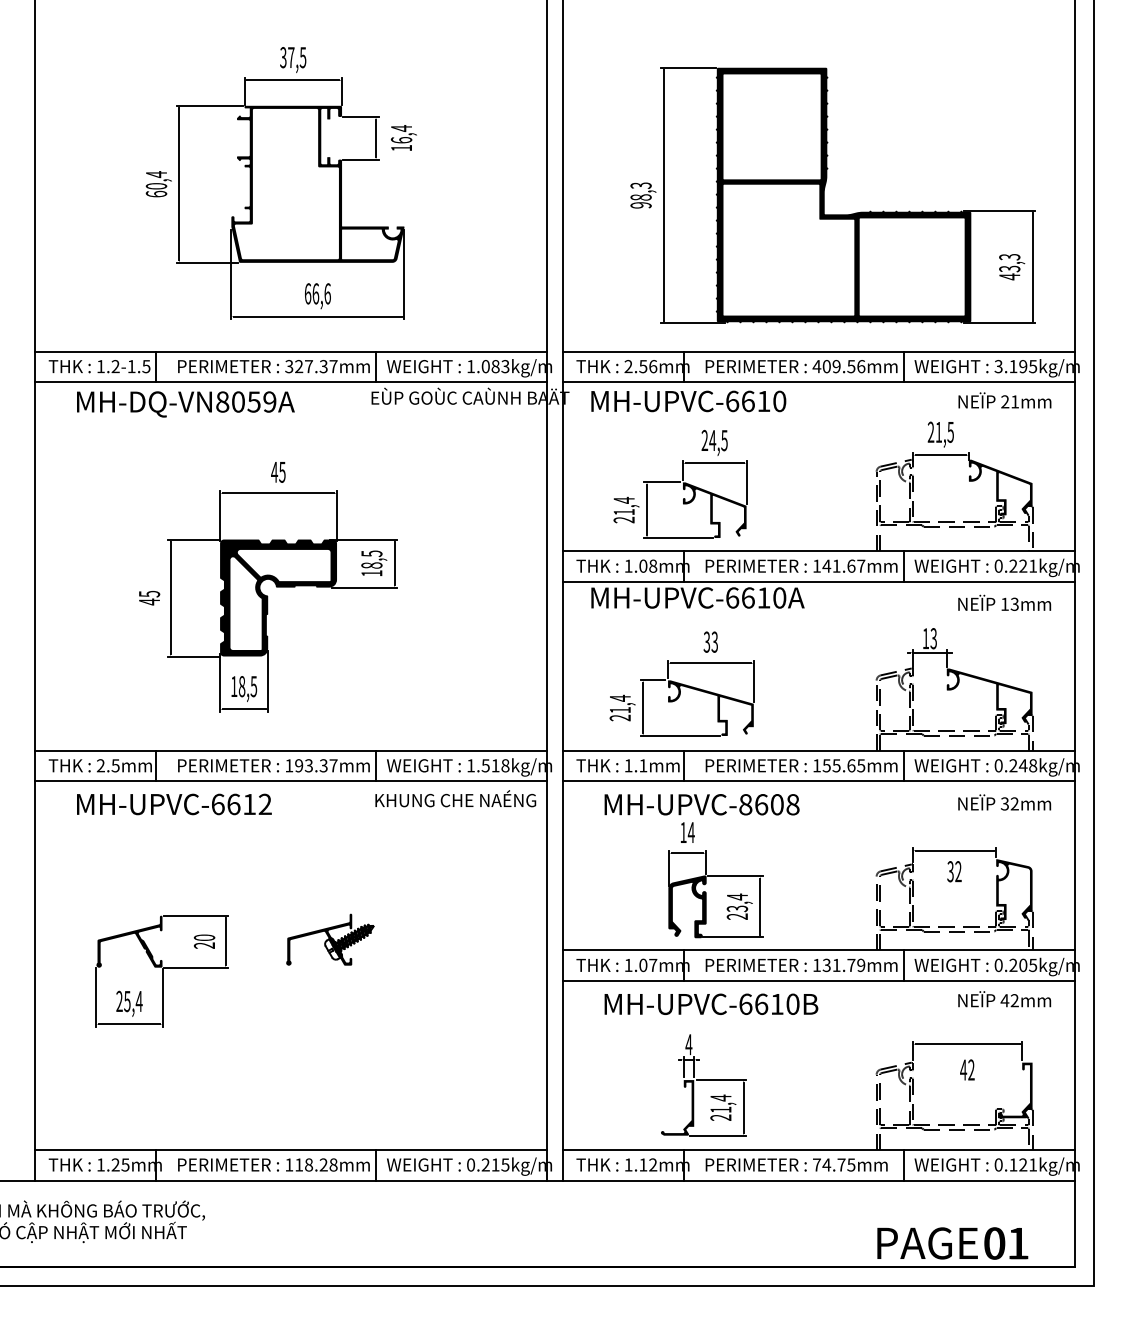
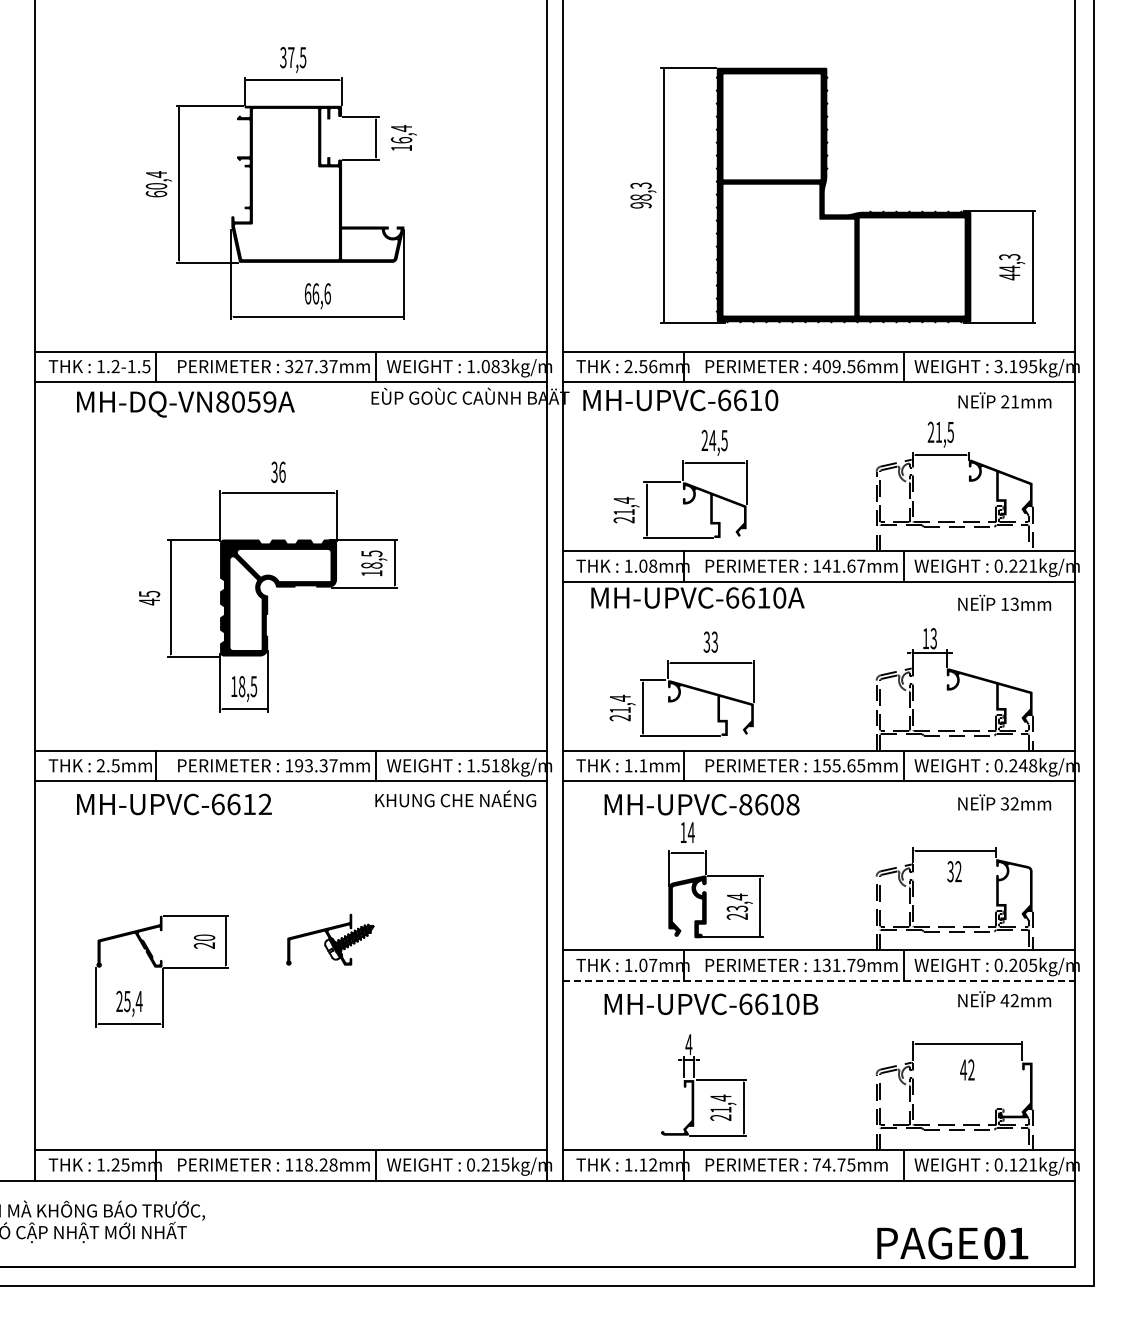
text: 43,3 -> 44,3 (1009, 268)
text position: (688, 401) -> (680, 400) (680, 400)
text: 45 -> 36 (278, 471)
line: solid -> dashed (819, 981)
